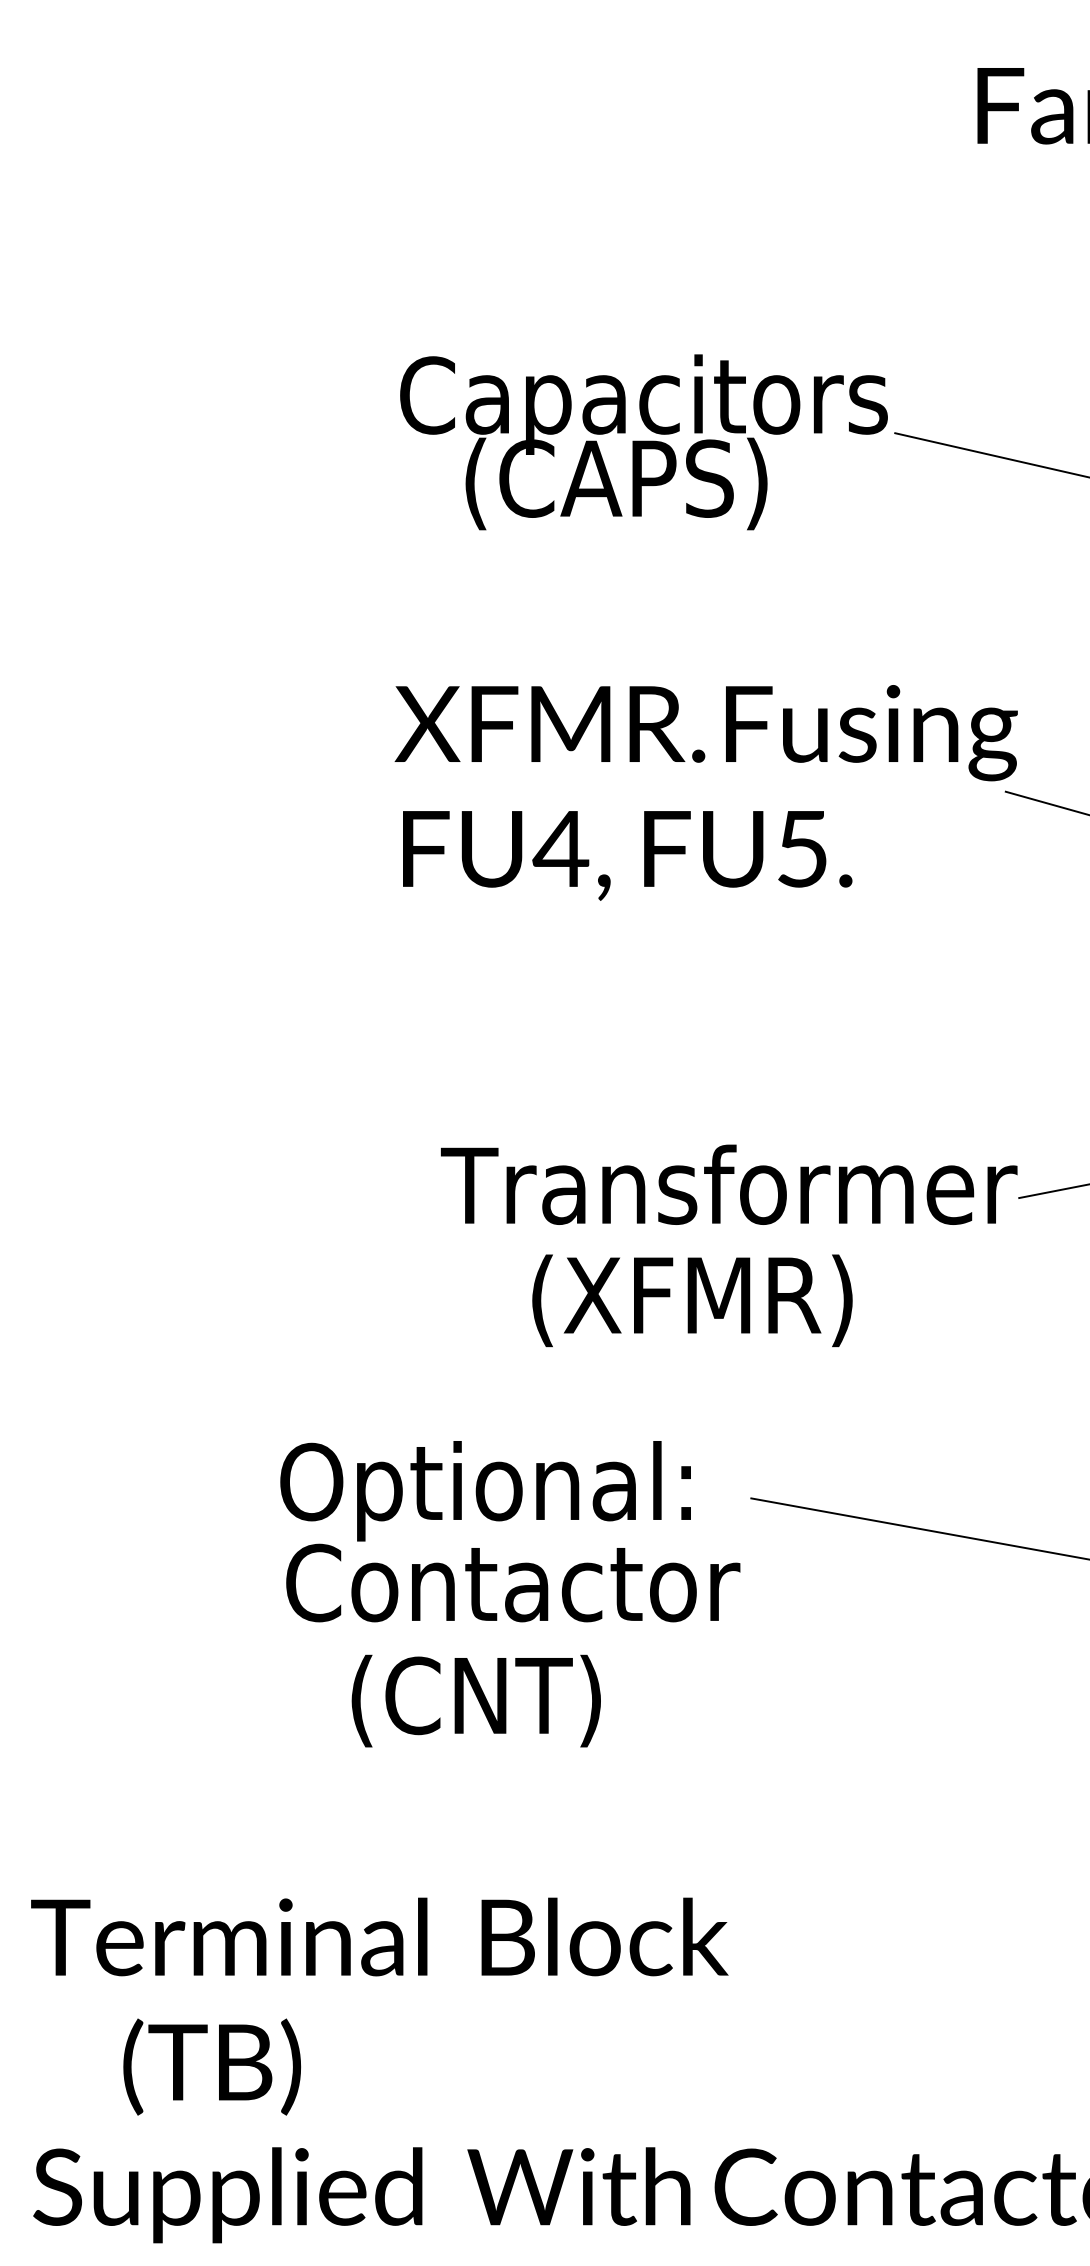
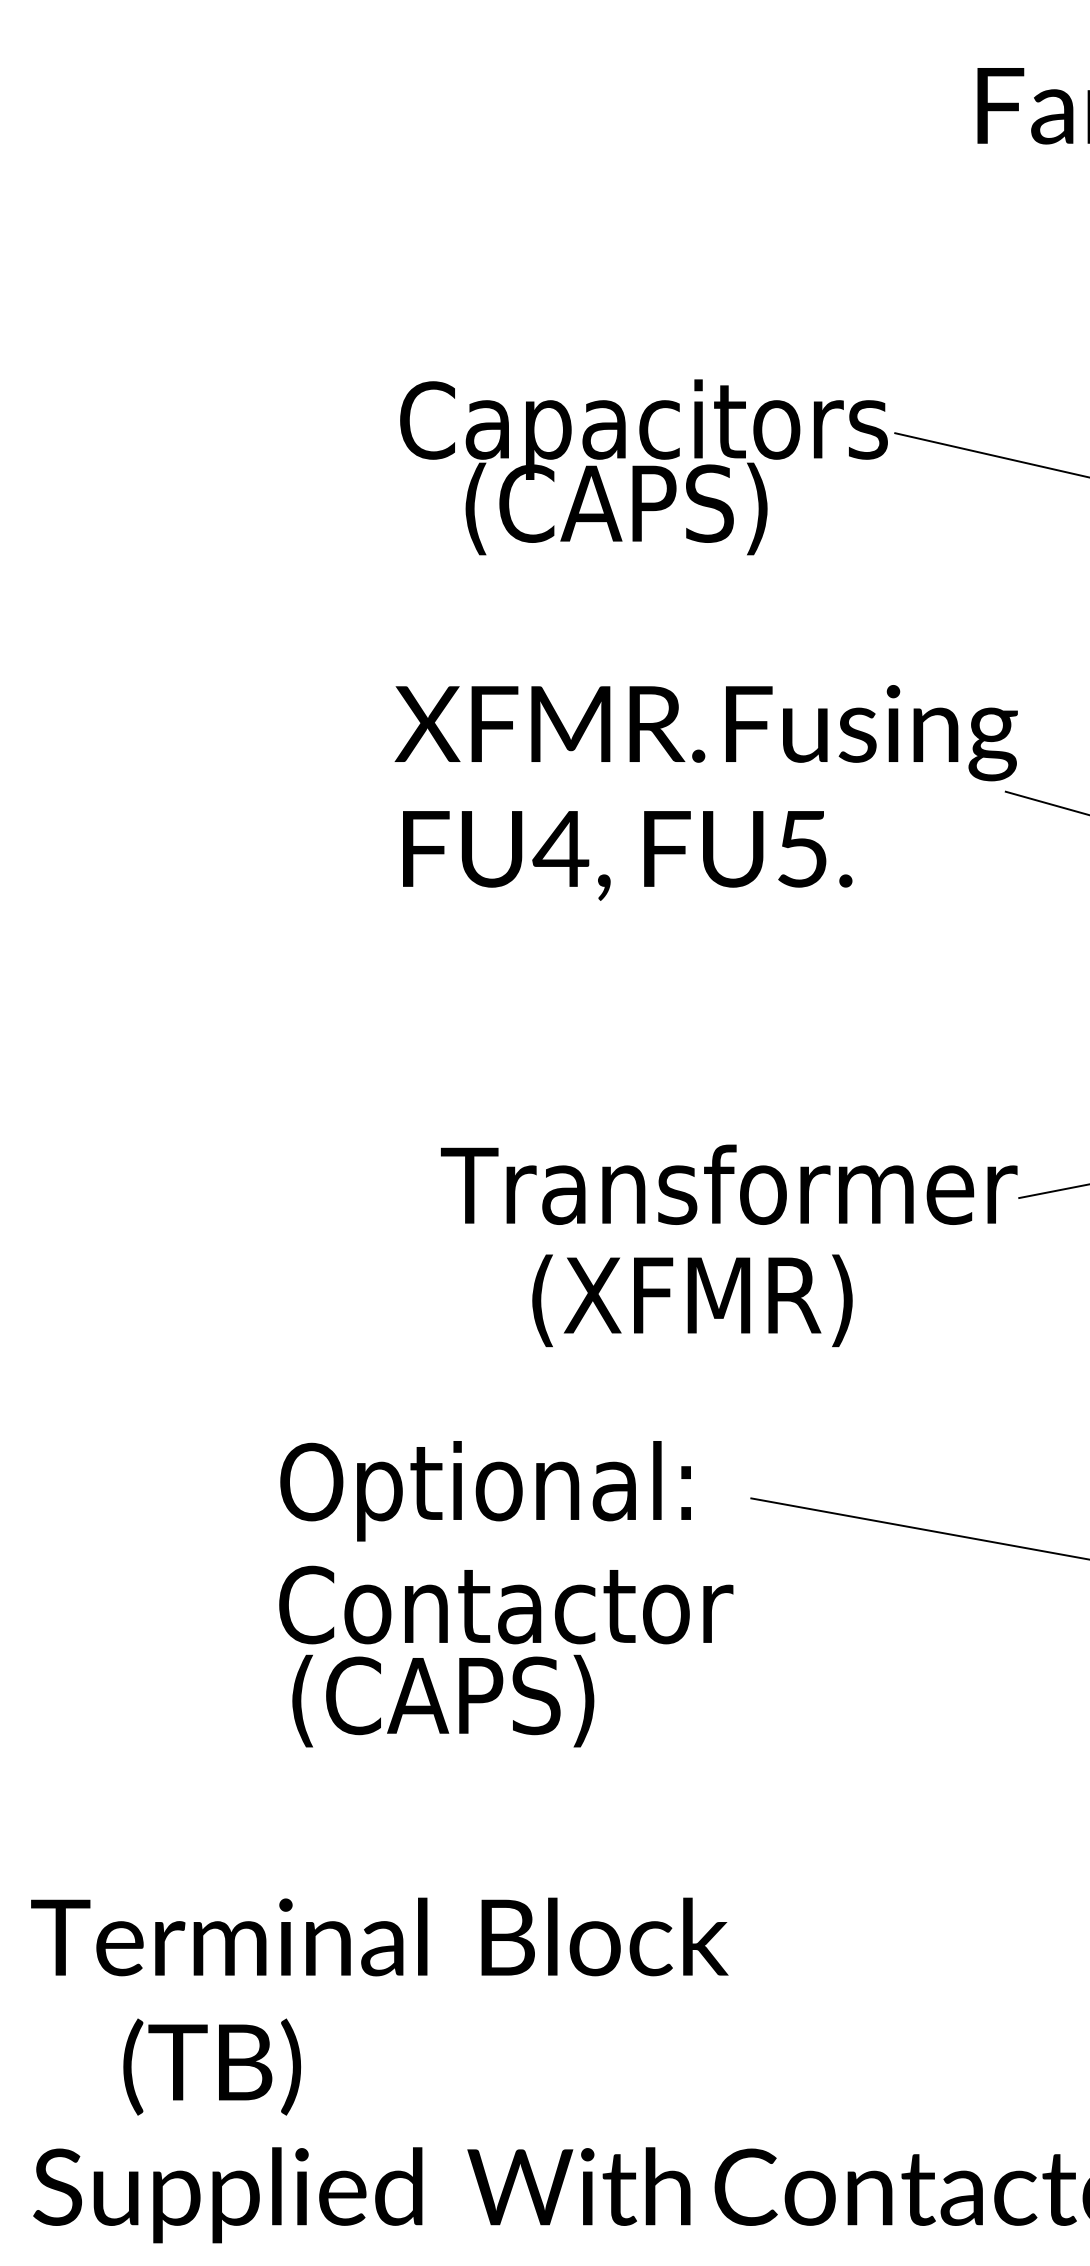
text position: (643, 442) -> (643, 467) (643, 467)
text position: (513, 1582) -> (506, 1604) (506, 1604)
text: (CNT) -> (CAPS) (446, 1700)
